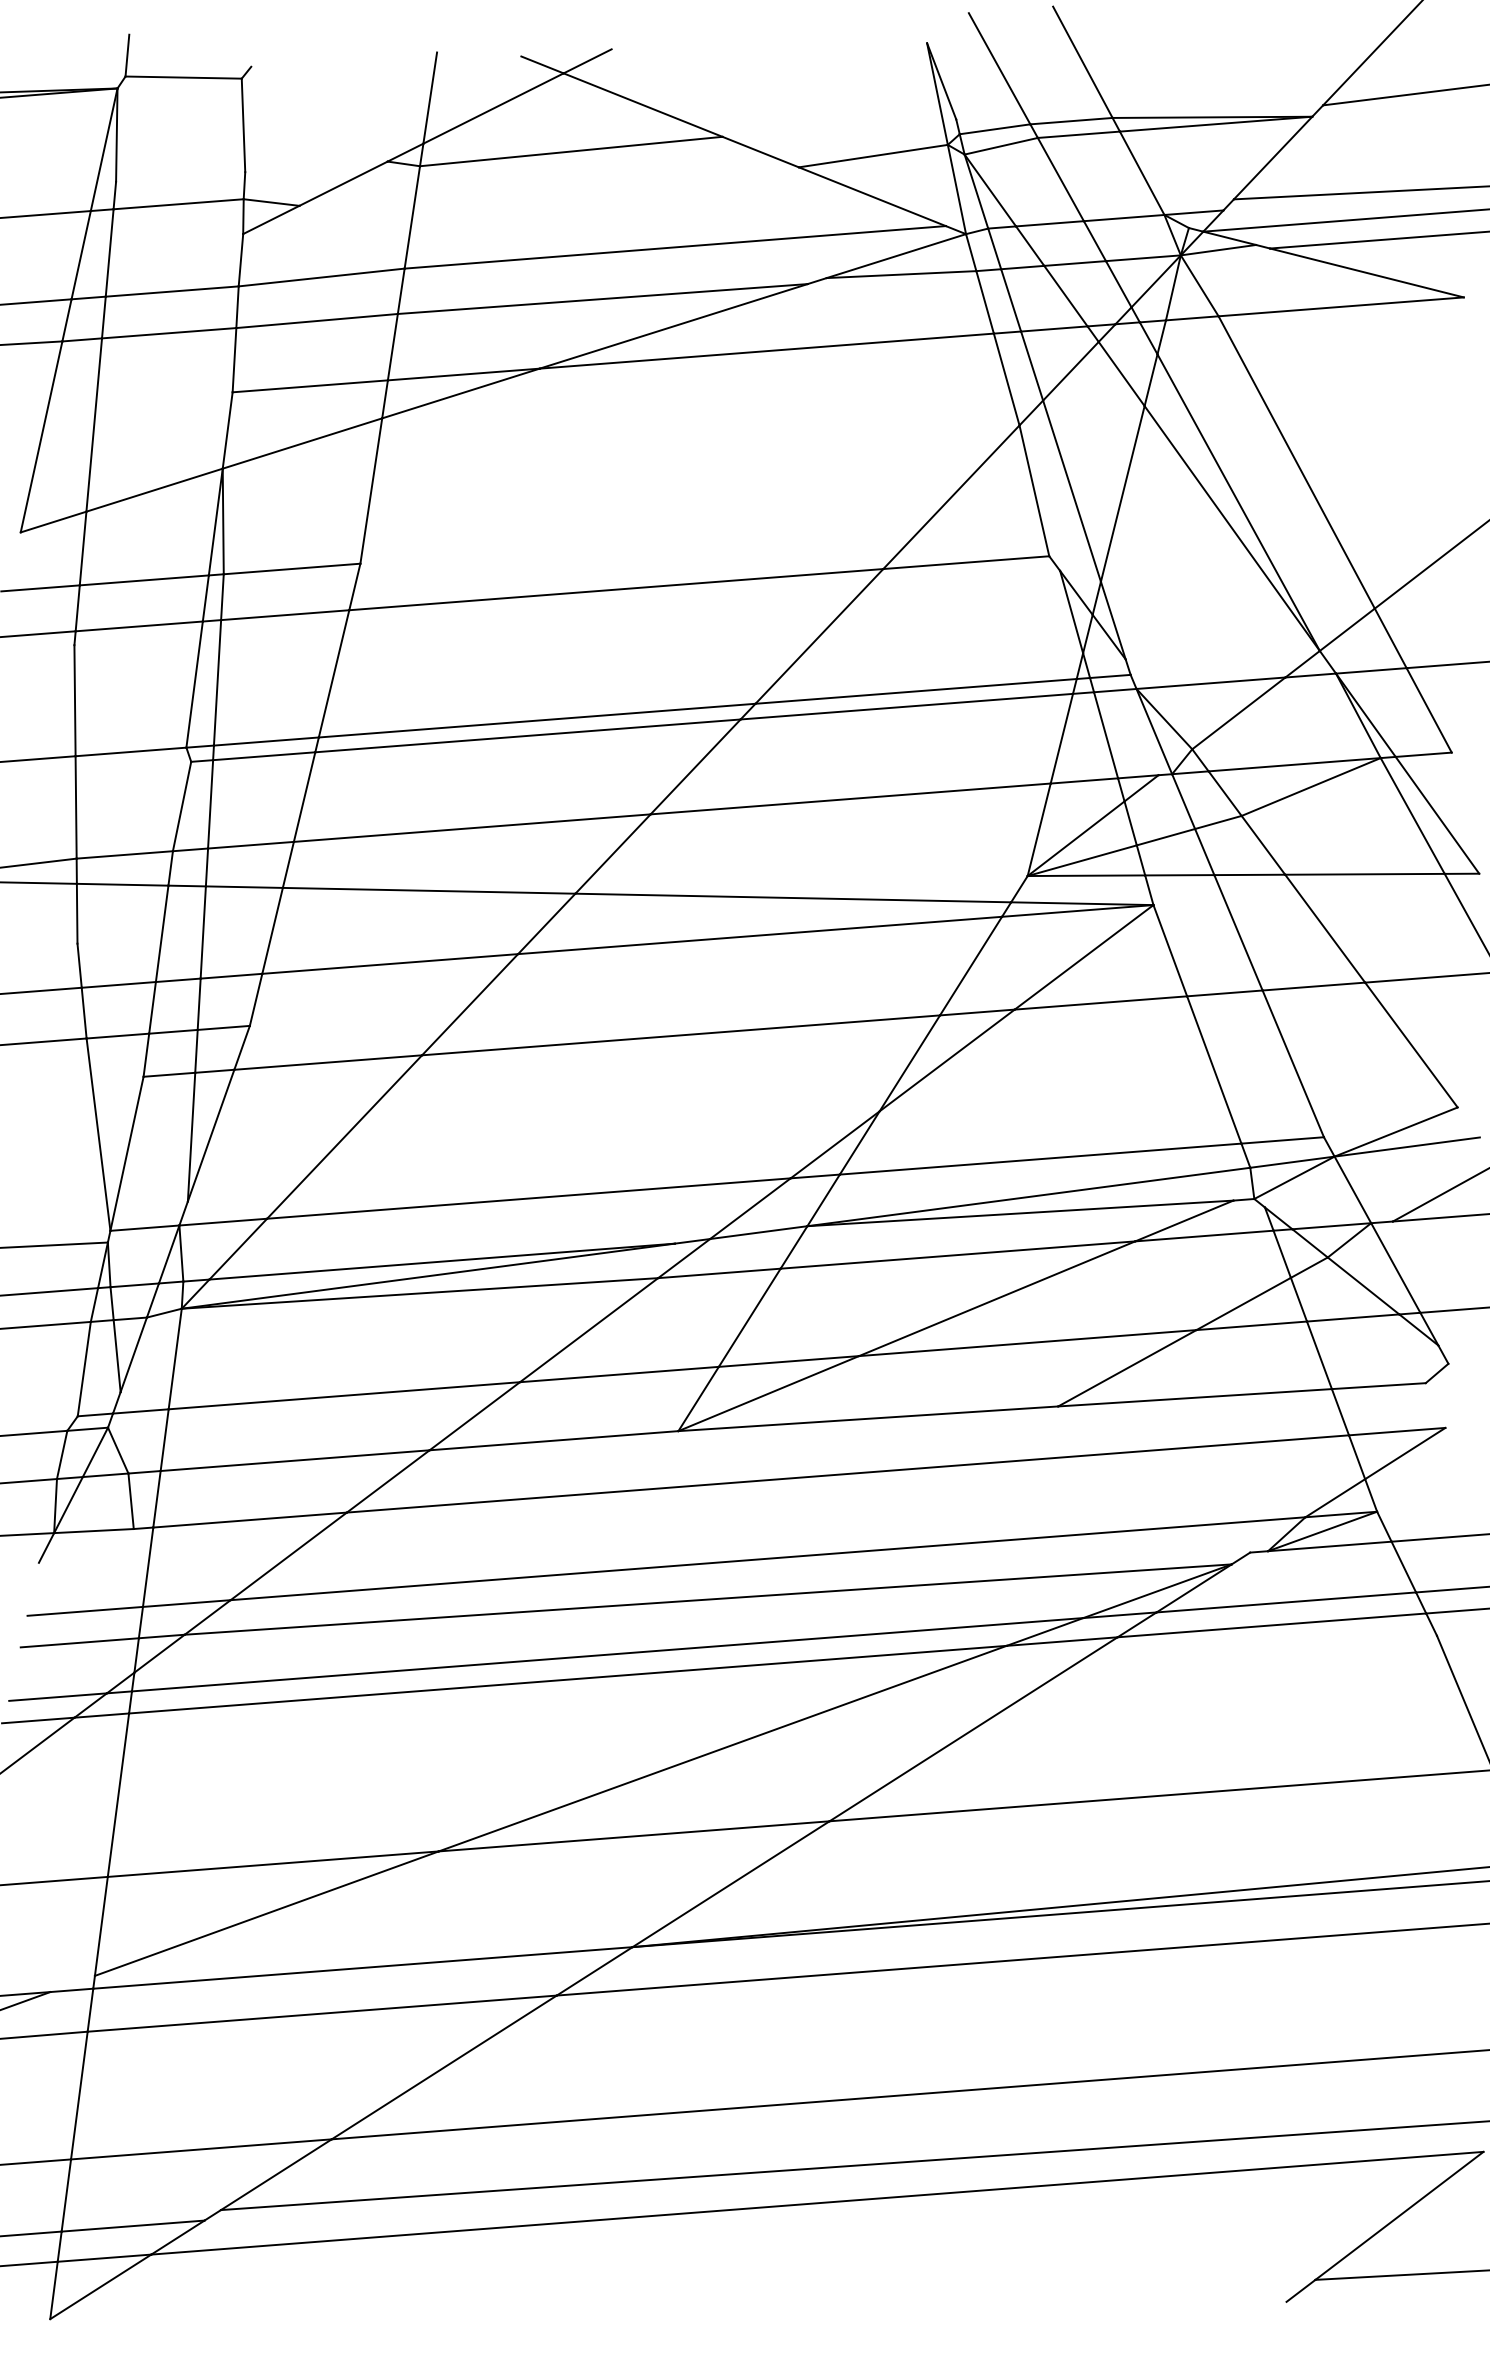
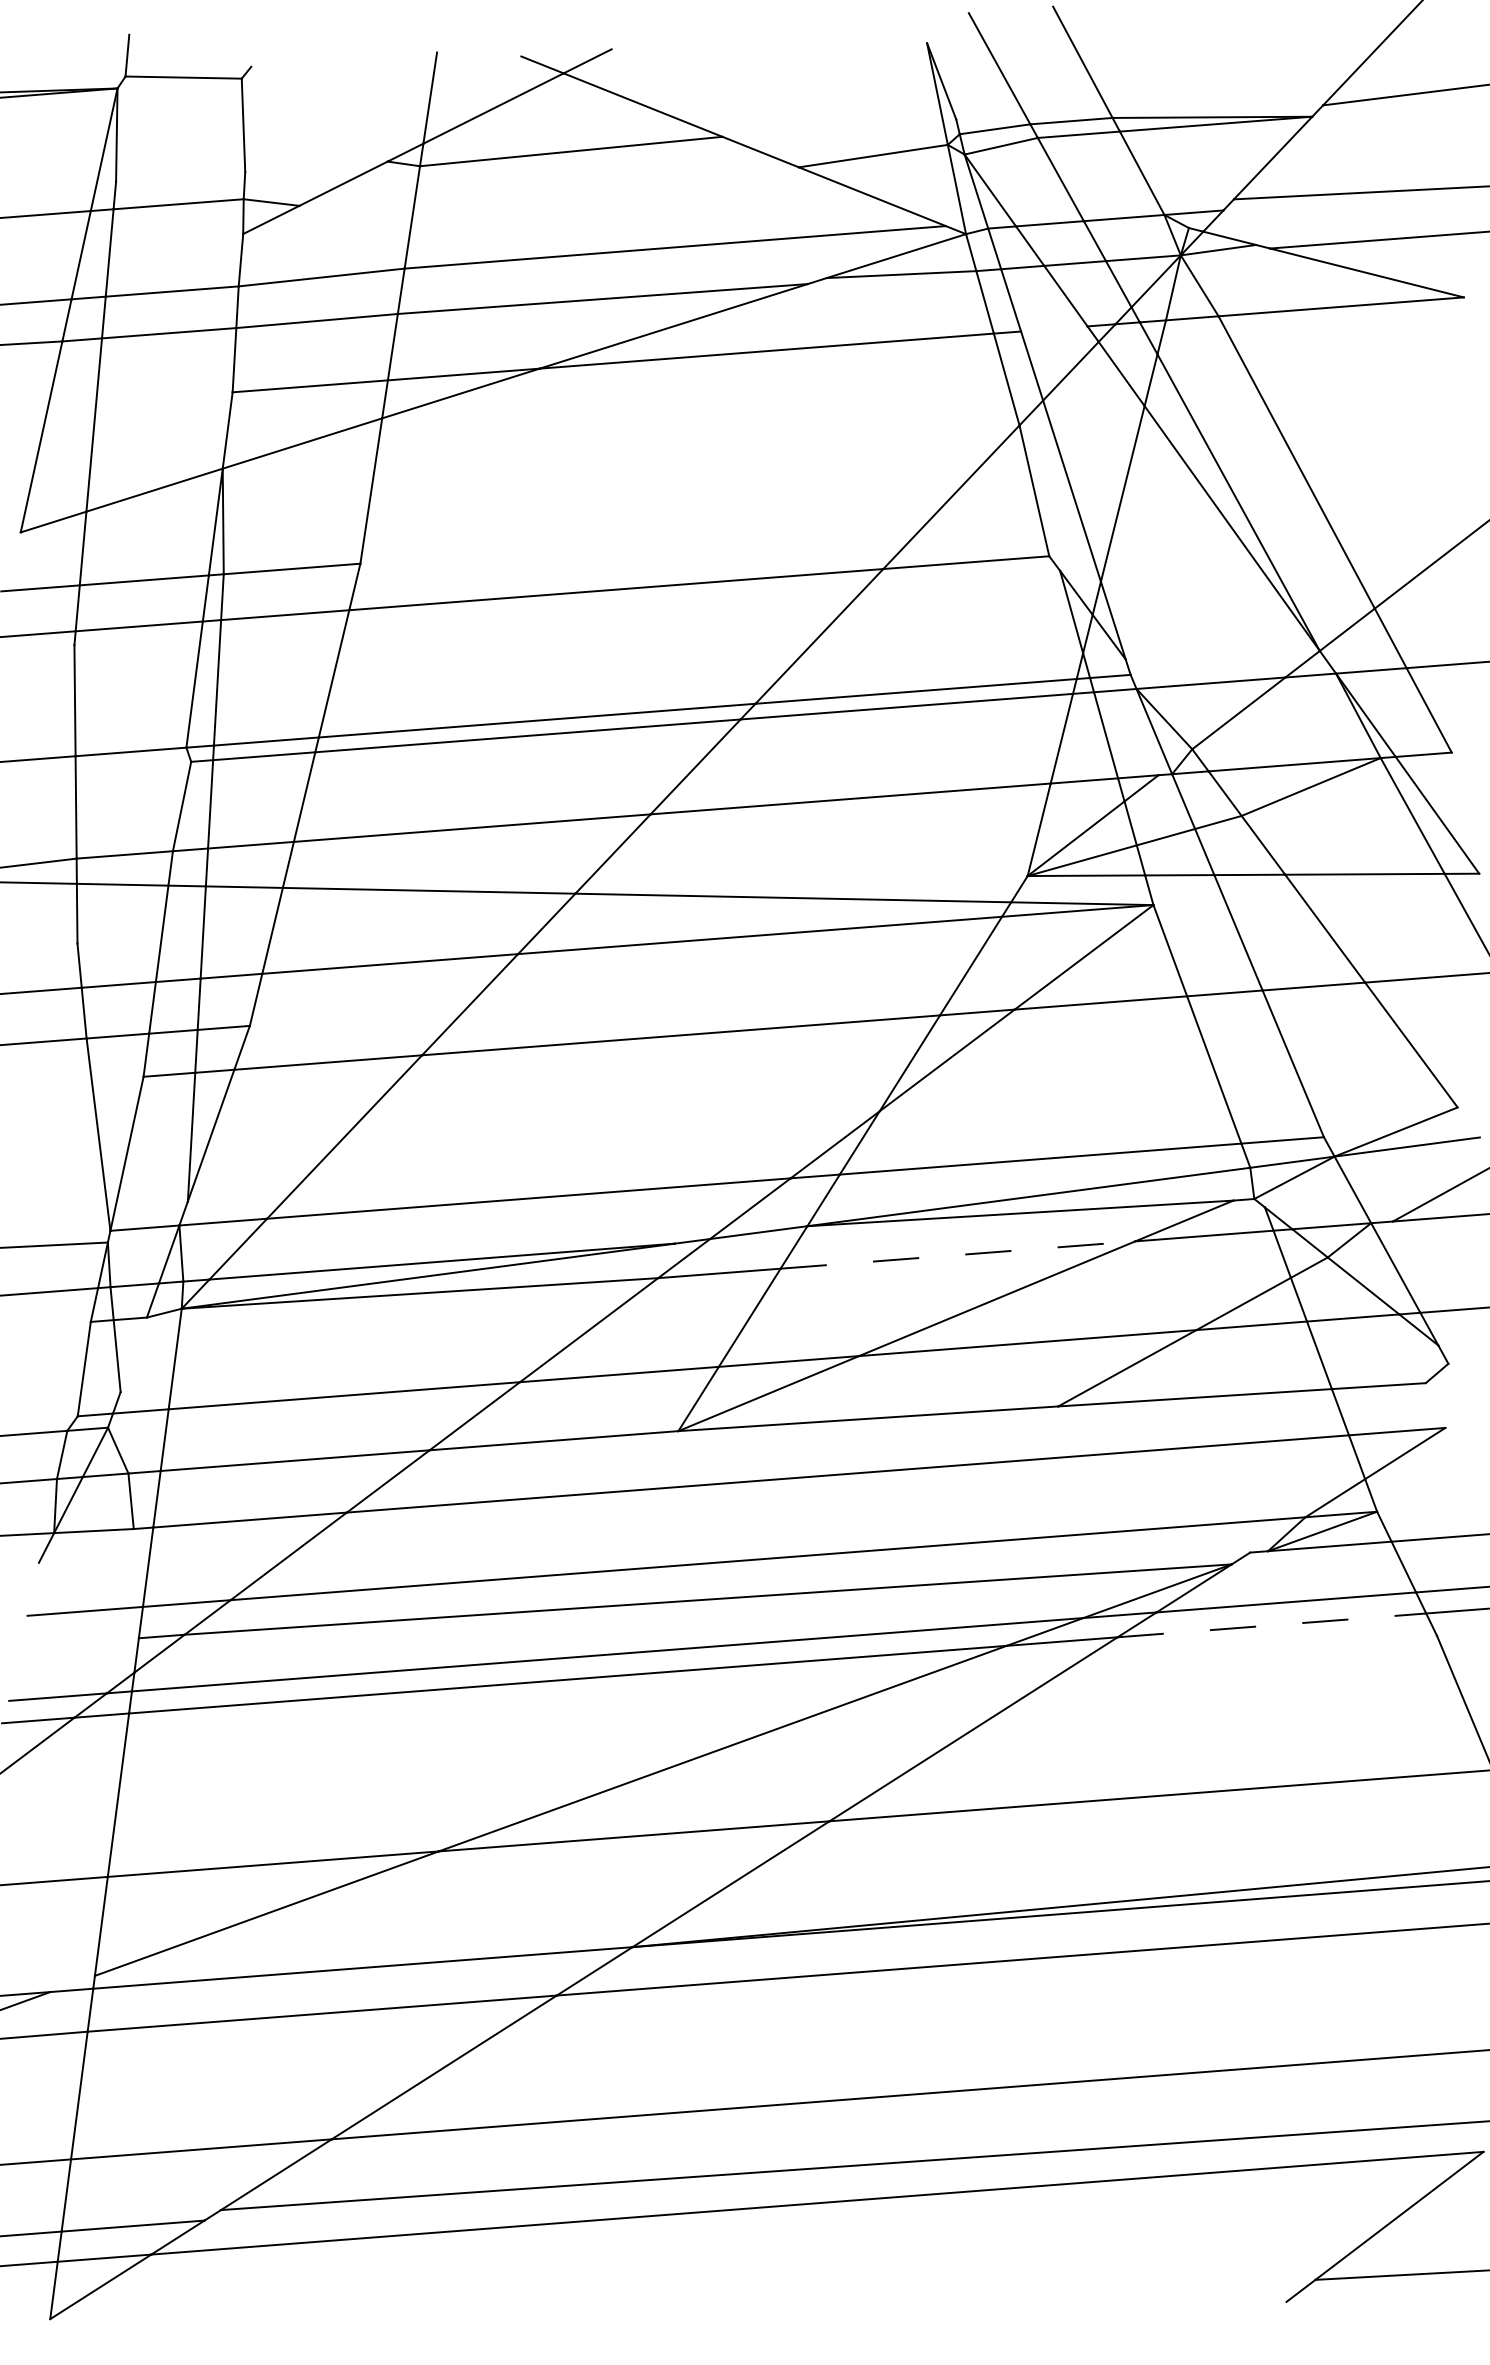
line: present -> none (1344, 220)
line: present -> none (1054, 328)
line: solid -> dashed (957, 1255)
line: present -> none (46, 1324)
line: present -> none (133, 1354)
line: solid -> dashed (1271, 1625)
line: present -> none (79, 1642)
